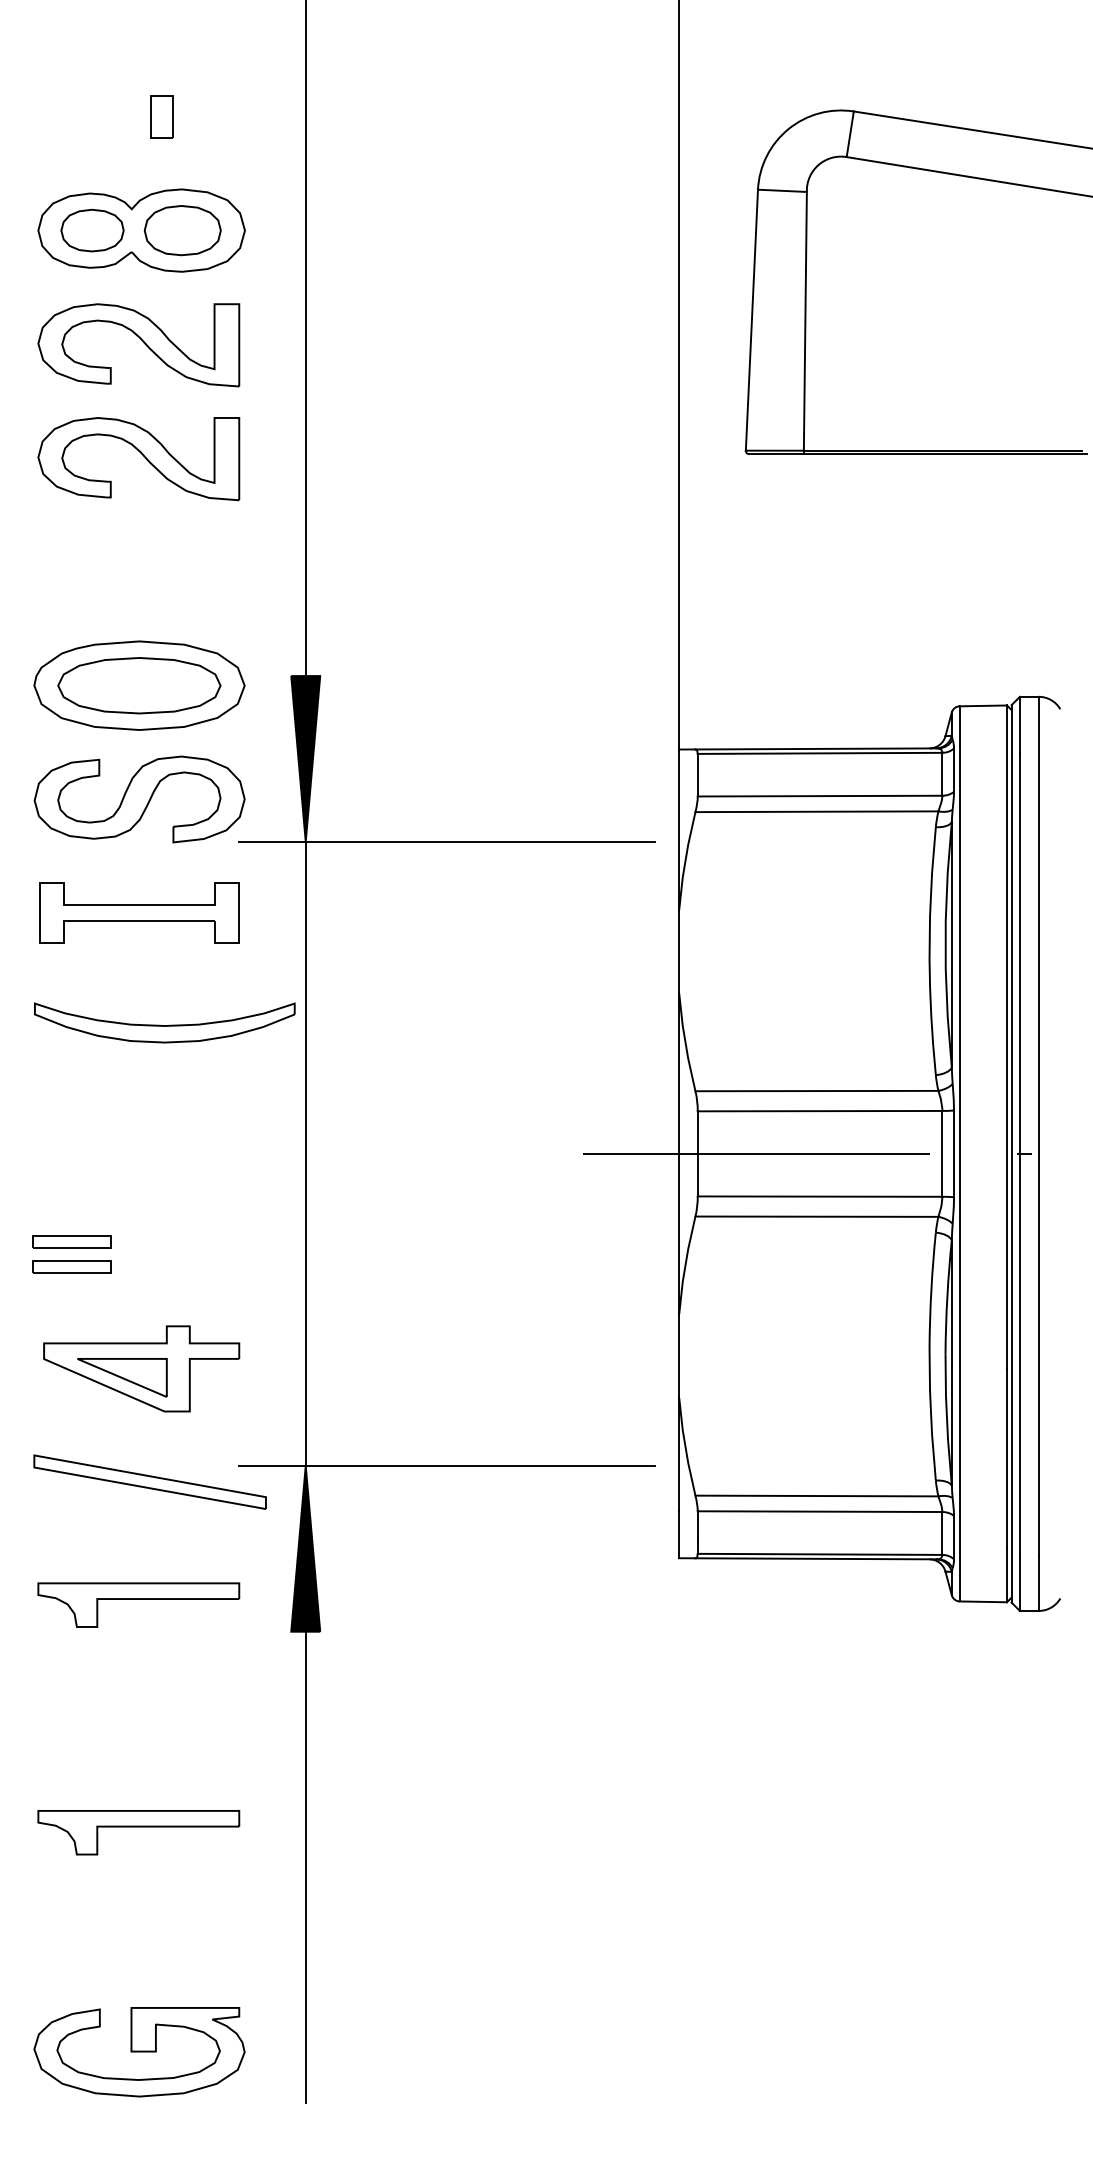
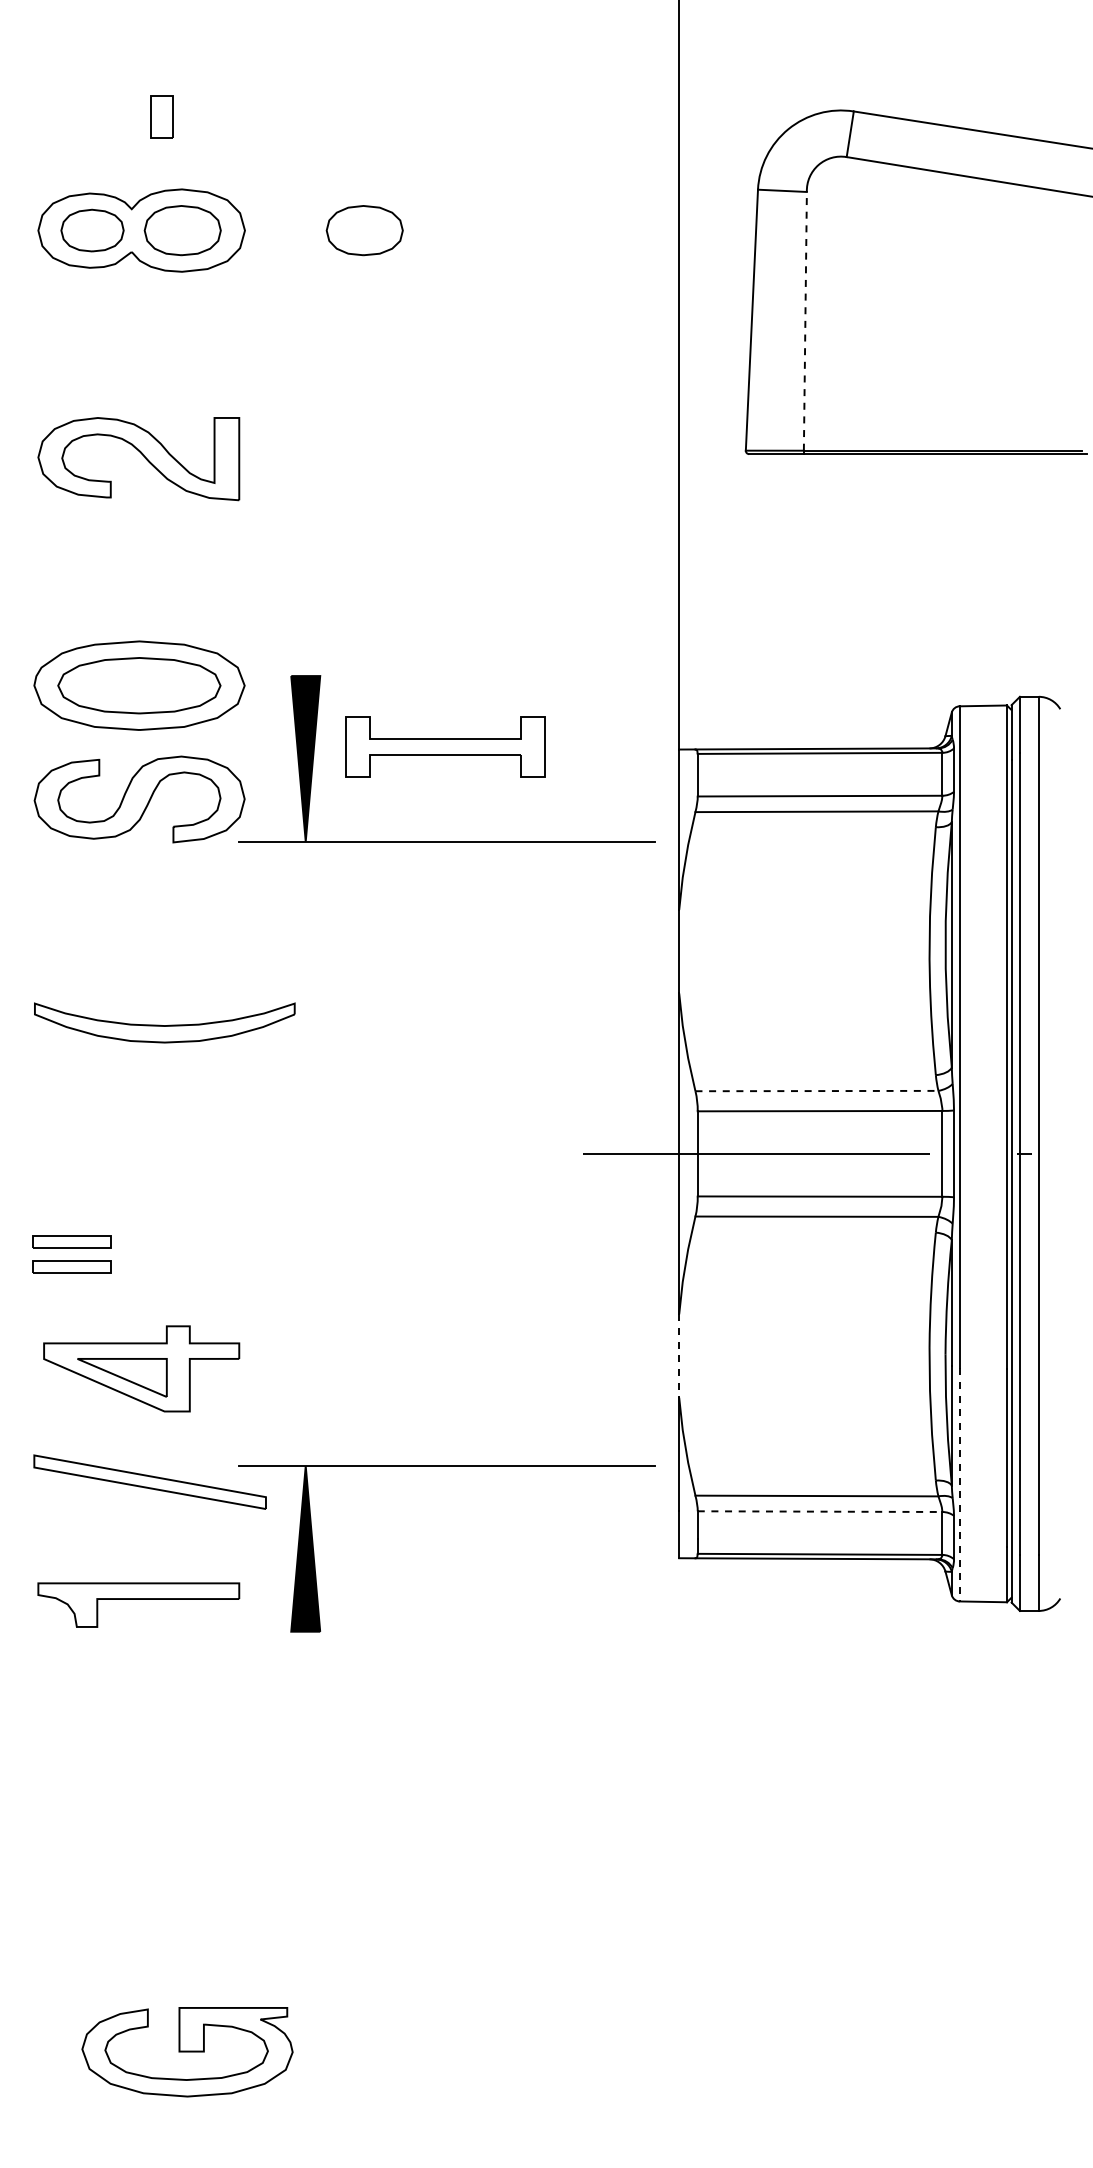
part: none -> present (364, 230)
line: solid -> dashed (805, 320)
line: present -> none (305, 339)
part: present -> none (138, 345)
part position: (139, 912) -> (445, 746) (445, 746)
line: solid -> dashed (817, 1091)
line: present -> none (305, 1153)
line: solid -> dashed (679, 1356)
line: solid -> dashed (959, 1485)
line: solid -> dashed (820, 1511)
part: present -> none (138, 1832)
line: present -> none (305, 1866)
part position: (139, 2052) -> (187, 2052) (187, 2052)
